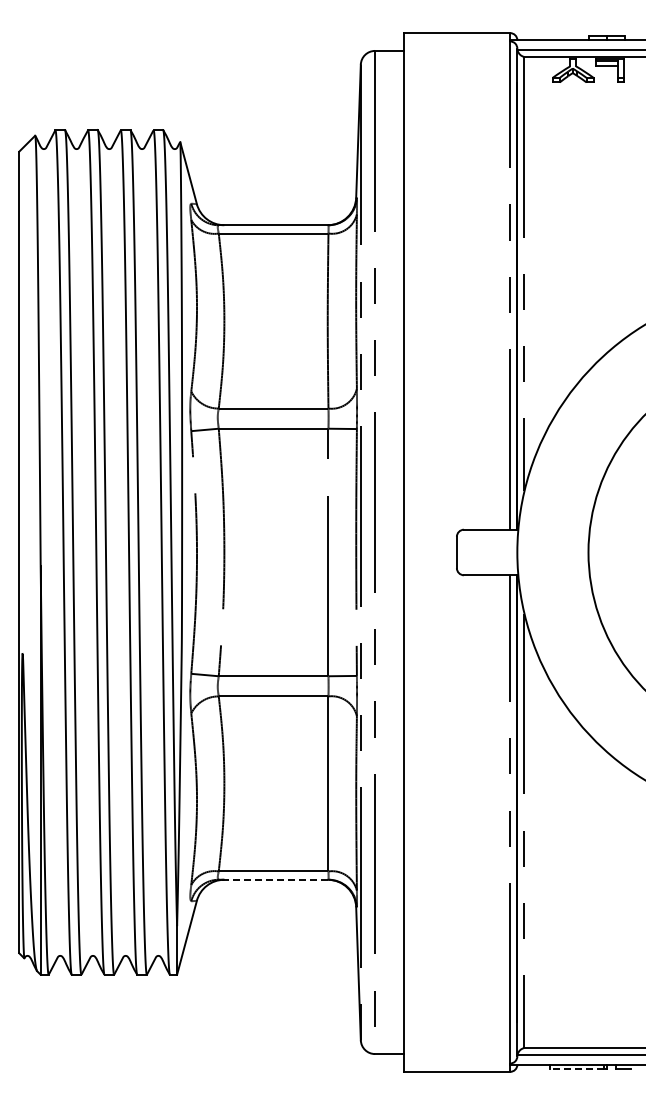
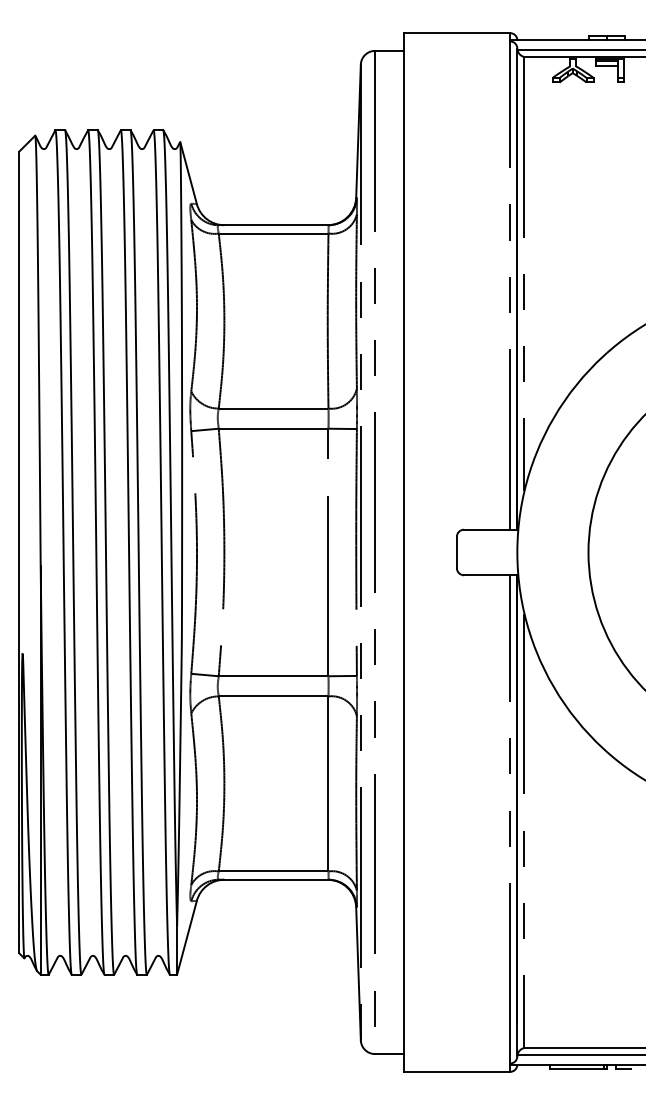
line: dashed -> solid (273, 879)
line: dashed -> solid (576, 1069)
